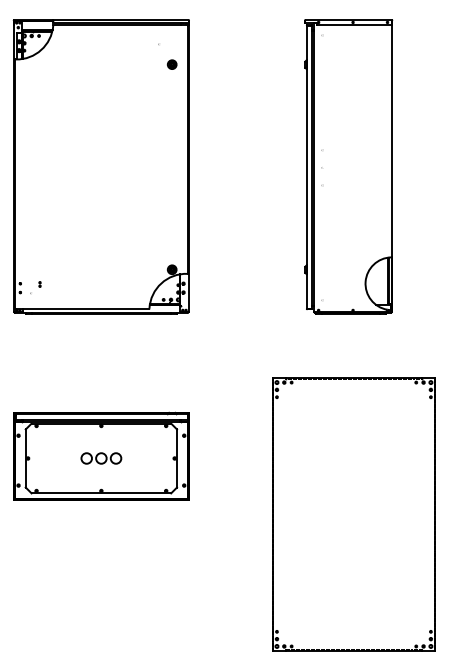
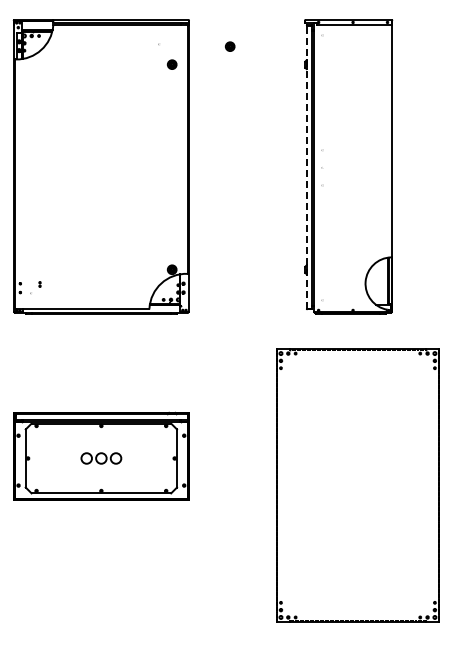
part: none -> present (229, 46)
line: solid -> dashed (306, 166)
part position: (353, 514) -> (357, 485) (357, 485)
